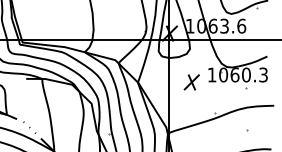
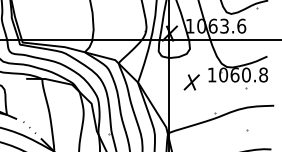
text: 1060.3 -> 1060.8 (263, 74)
